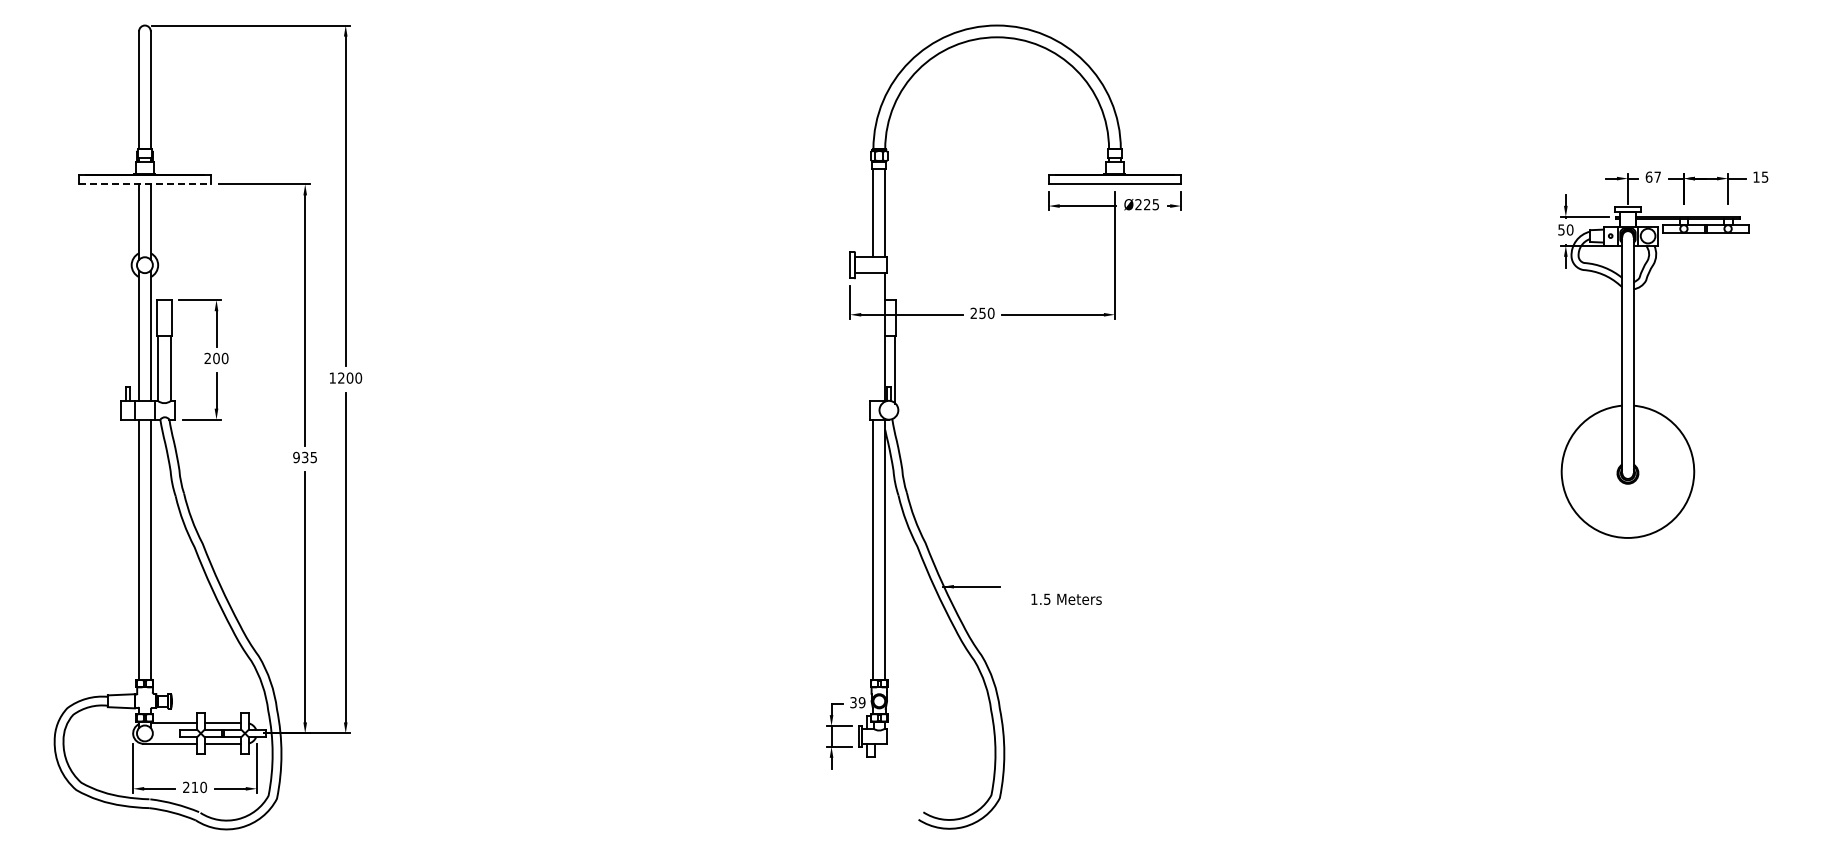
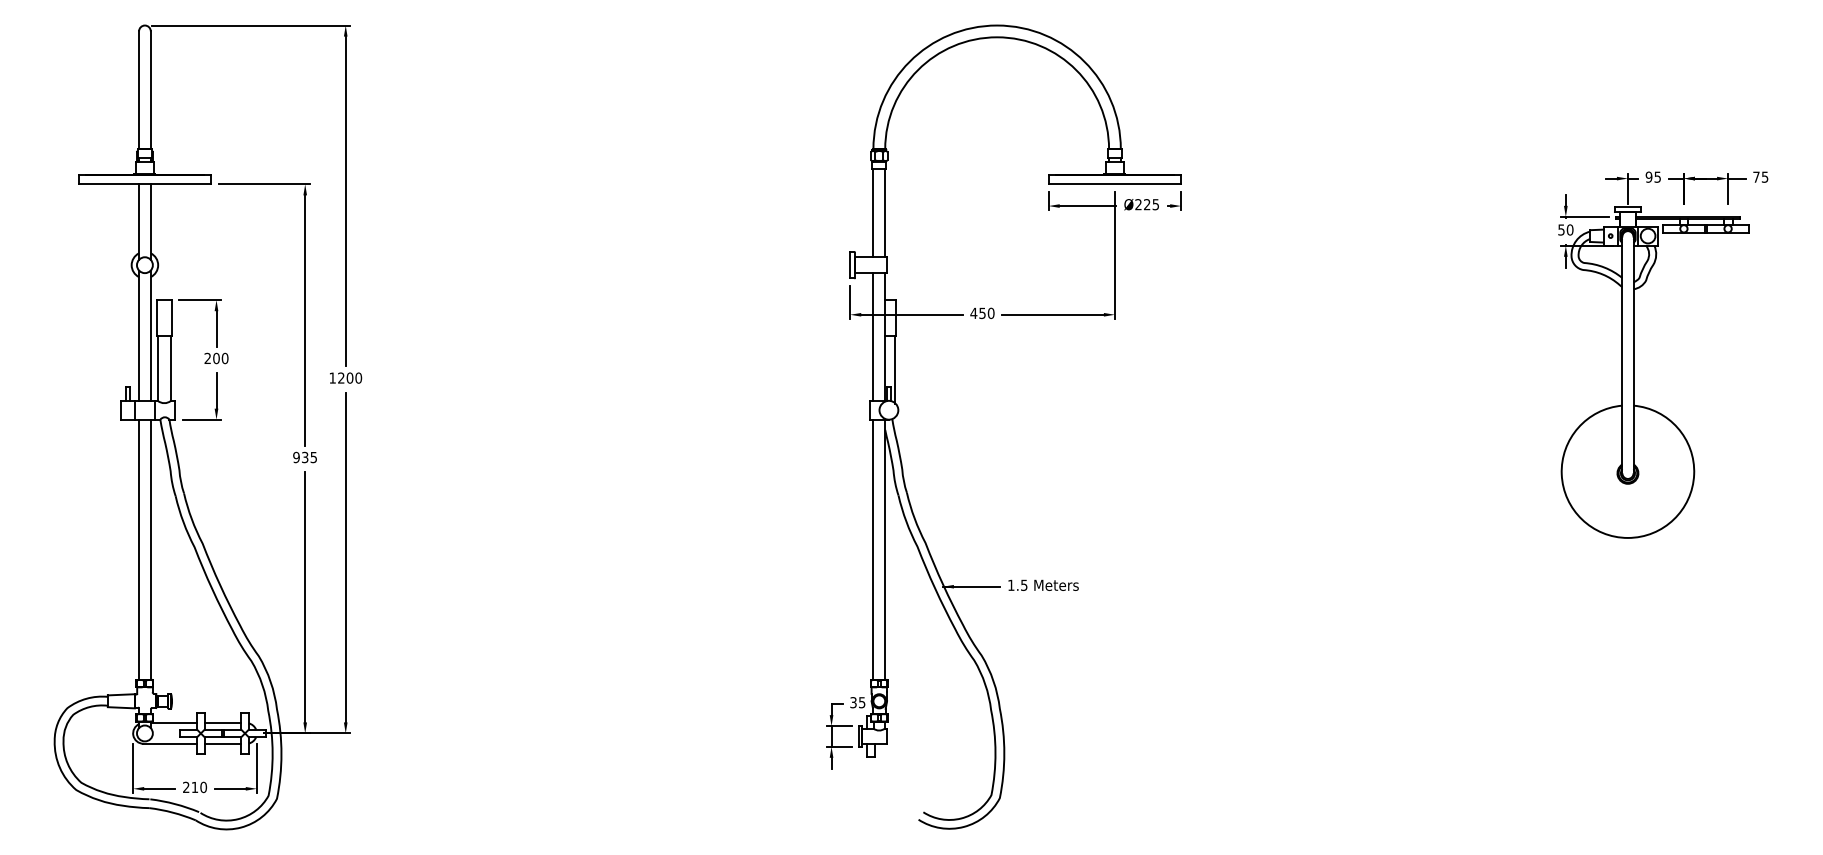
text: 67 -> 95 (1652, 176)
text: 15 -> 75 (1756, 176)
line: dashed -> solid (145, 184)
text: 250 -> 450 (973, 312)
line: none -> present (873, 336)
text position: (1066, 598) -> (1043, 584) (1043, 584)
text: 39 -> 35 (861, 702)
